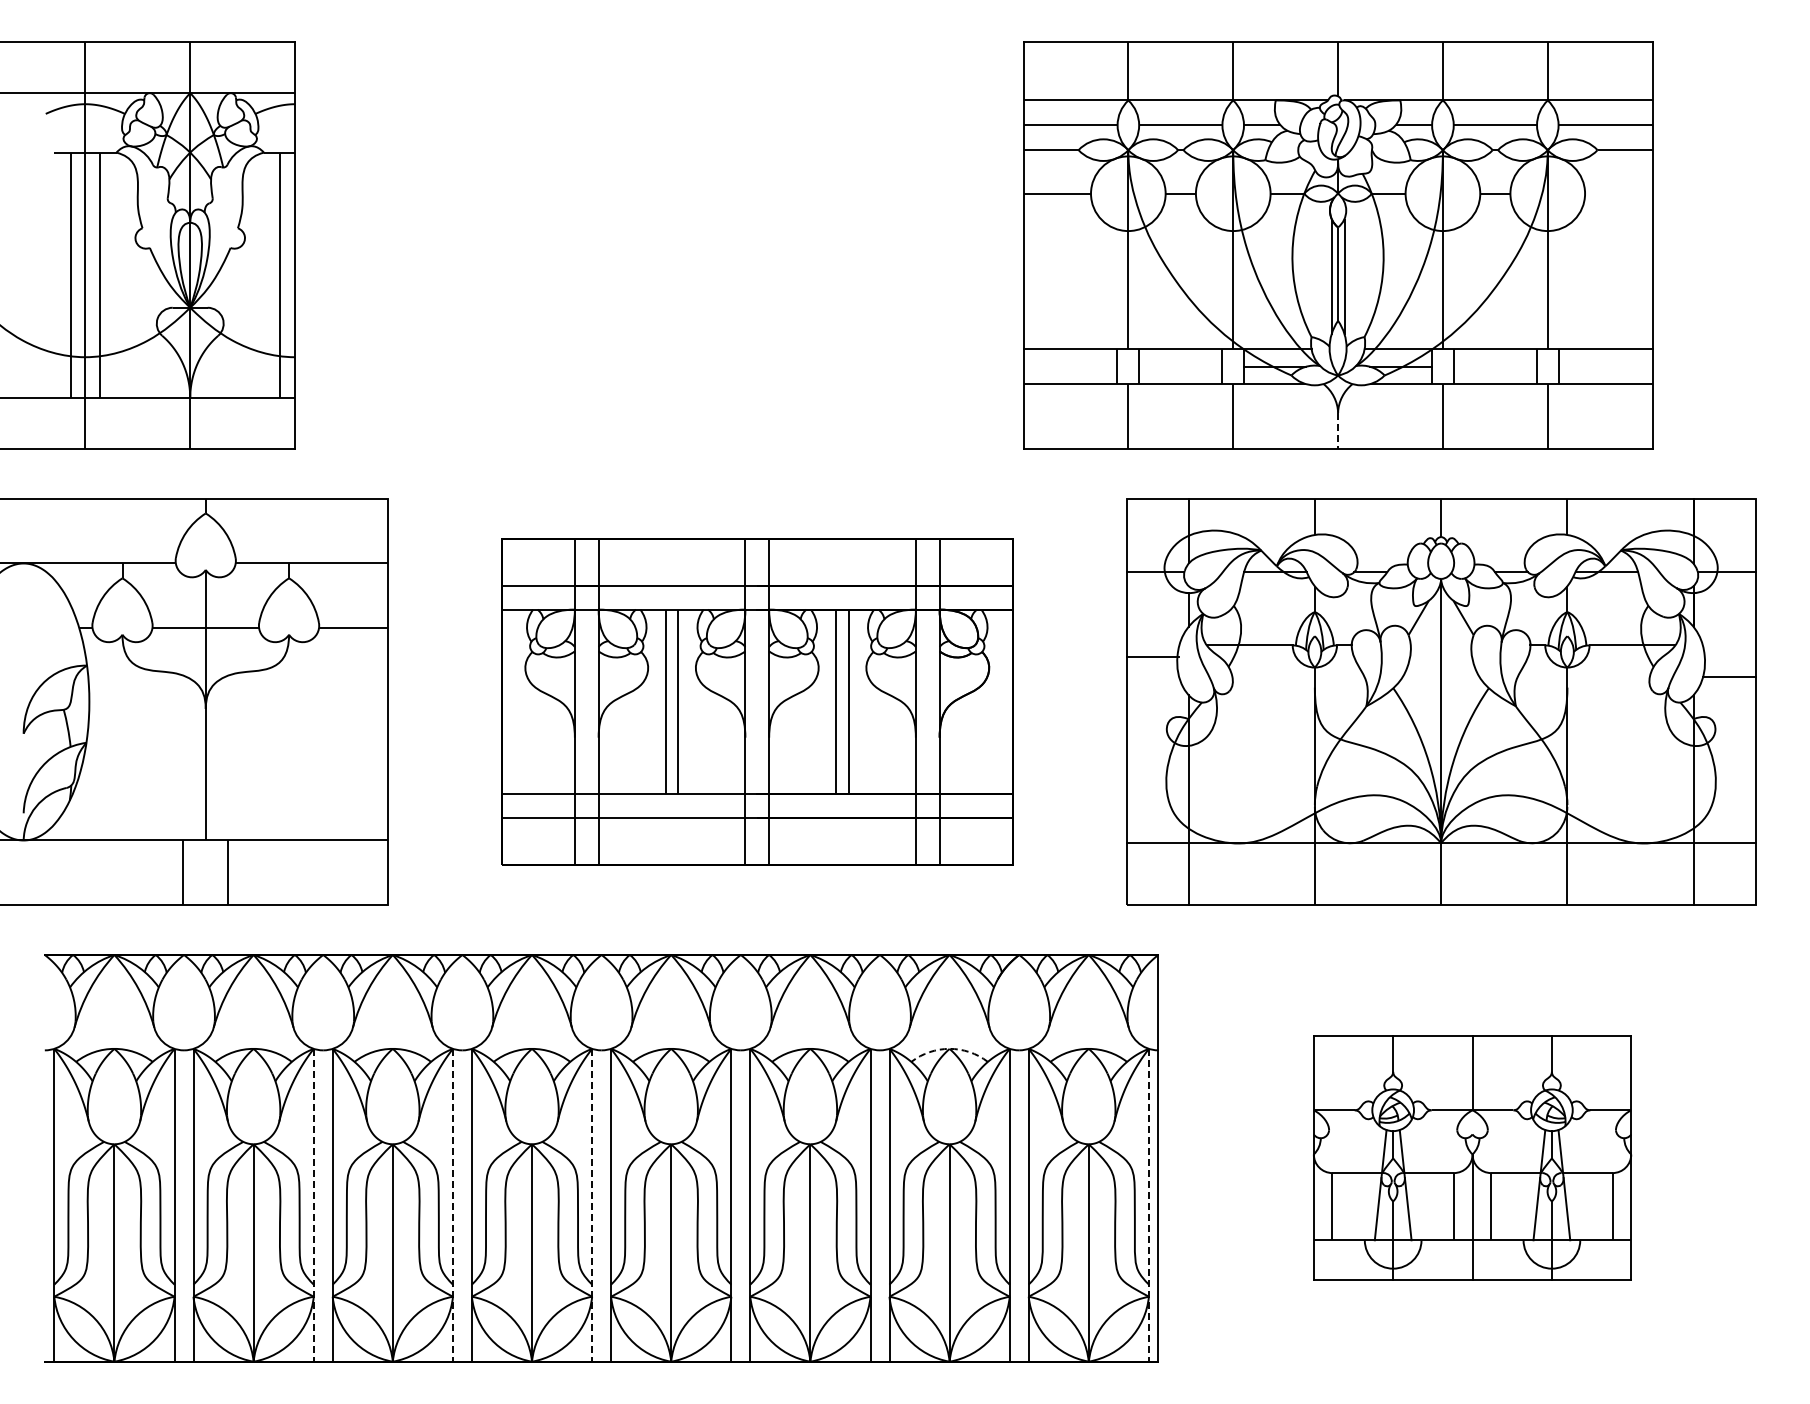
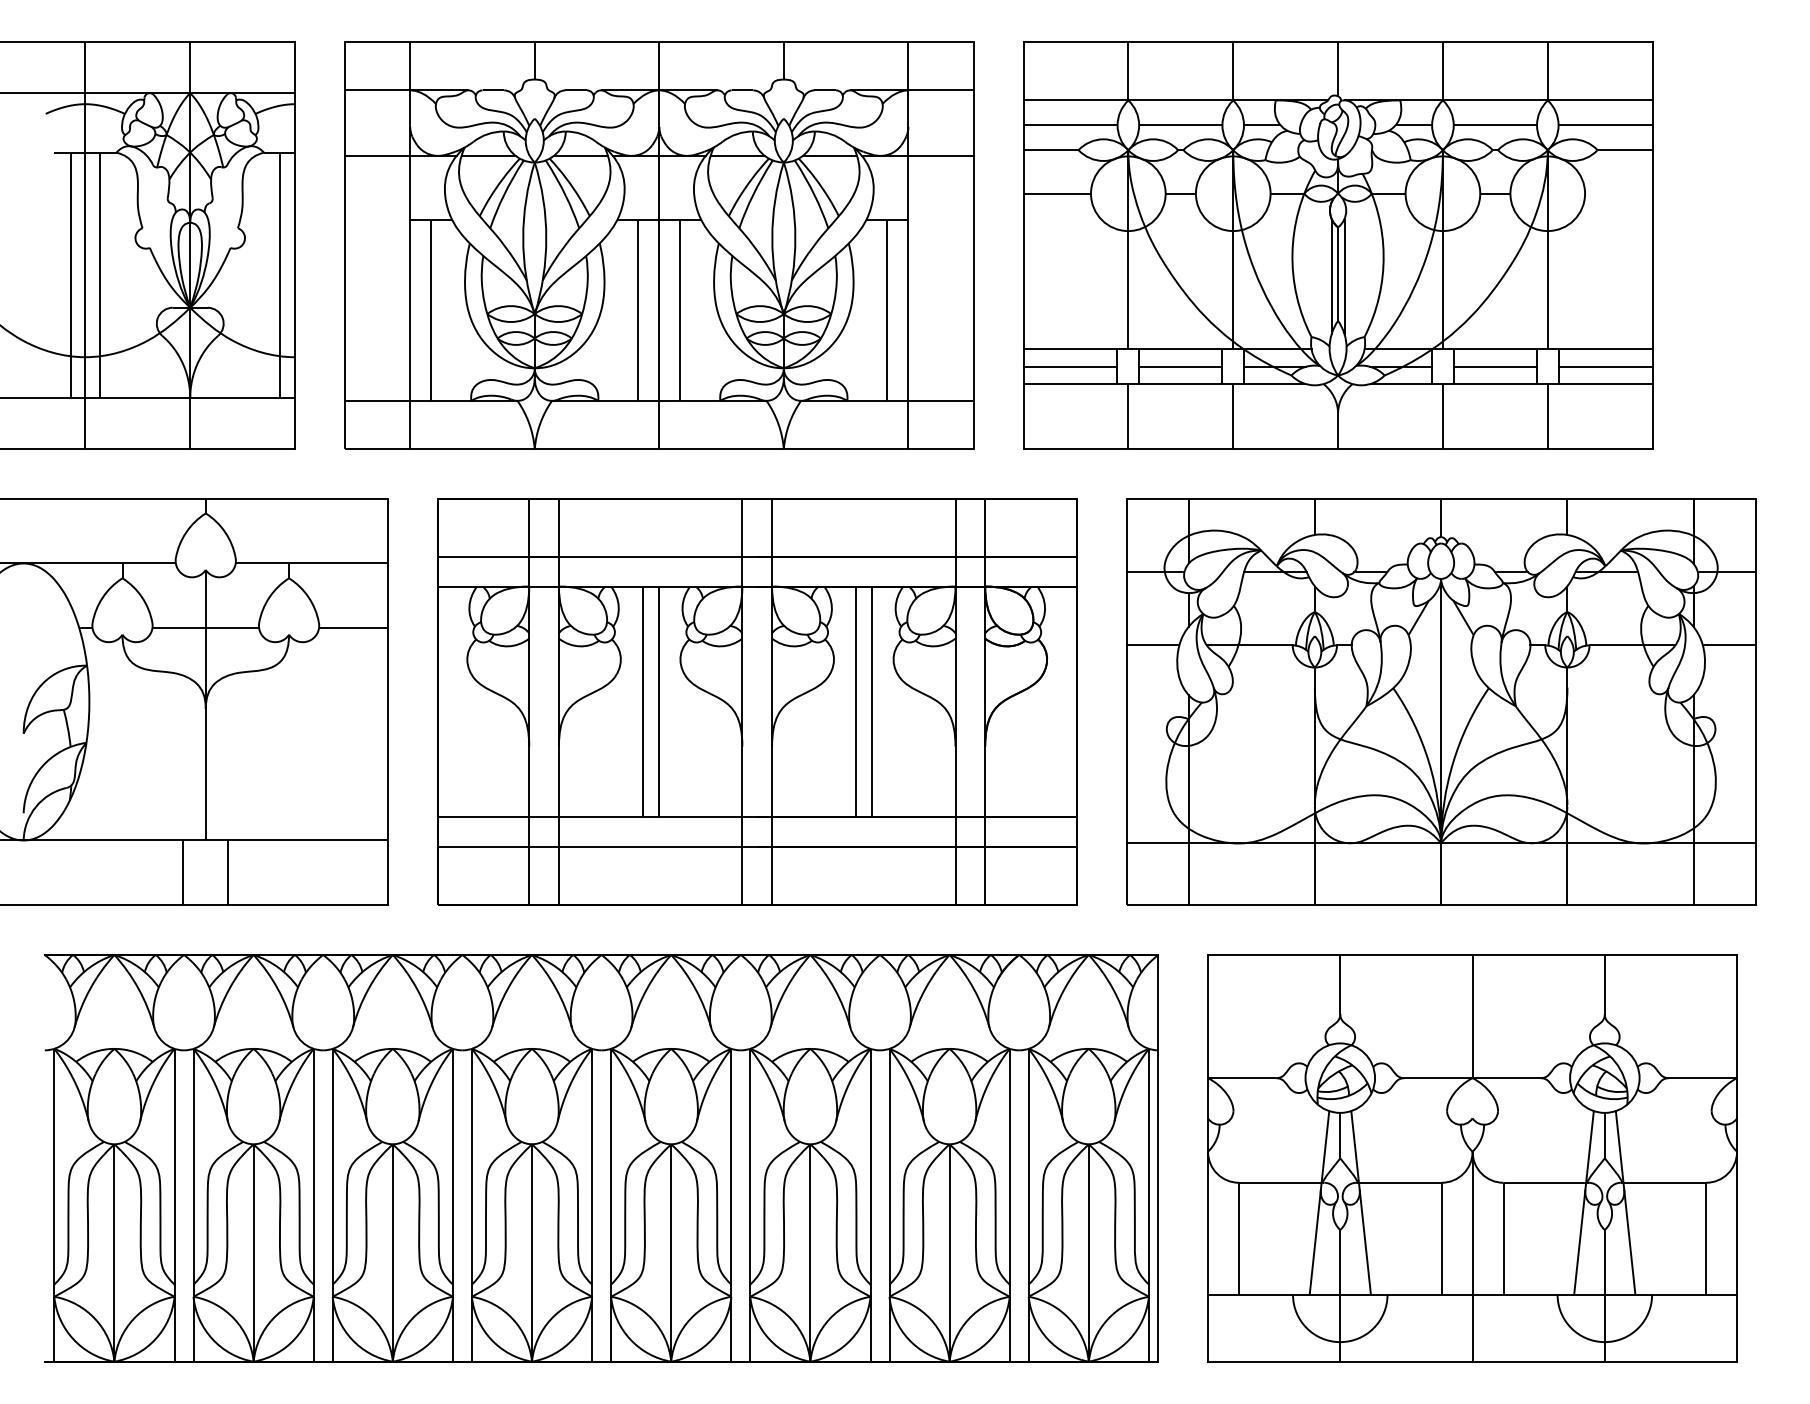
part: none -> present (659, 245)
line: none -> present (1070, 366)
line: none -> present (1180, 366)
line: none -> present (1494, 366)
line: none -> present (1605, 366)
line: dashed -> solid (1338, 431)
line position: (1152, 657) -> (1152, 645) (1152, 645)
line position: (1728, 677) -> (1728, 645) (1728, 645)
part size: 513x328 px -> 641x408 px (757, 701)
arc: dashed -> solid (949, 1048)
part size: 320x246 px -> 531x409 px (1472, 1158)
line: dashed -> solid (313, 1205)
line: dashed -> solid (452, 1205)
line: dashed -> solid (592, 1205)
line: dashed -> solid (1148, 1205)
